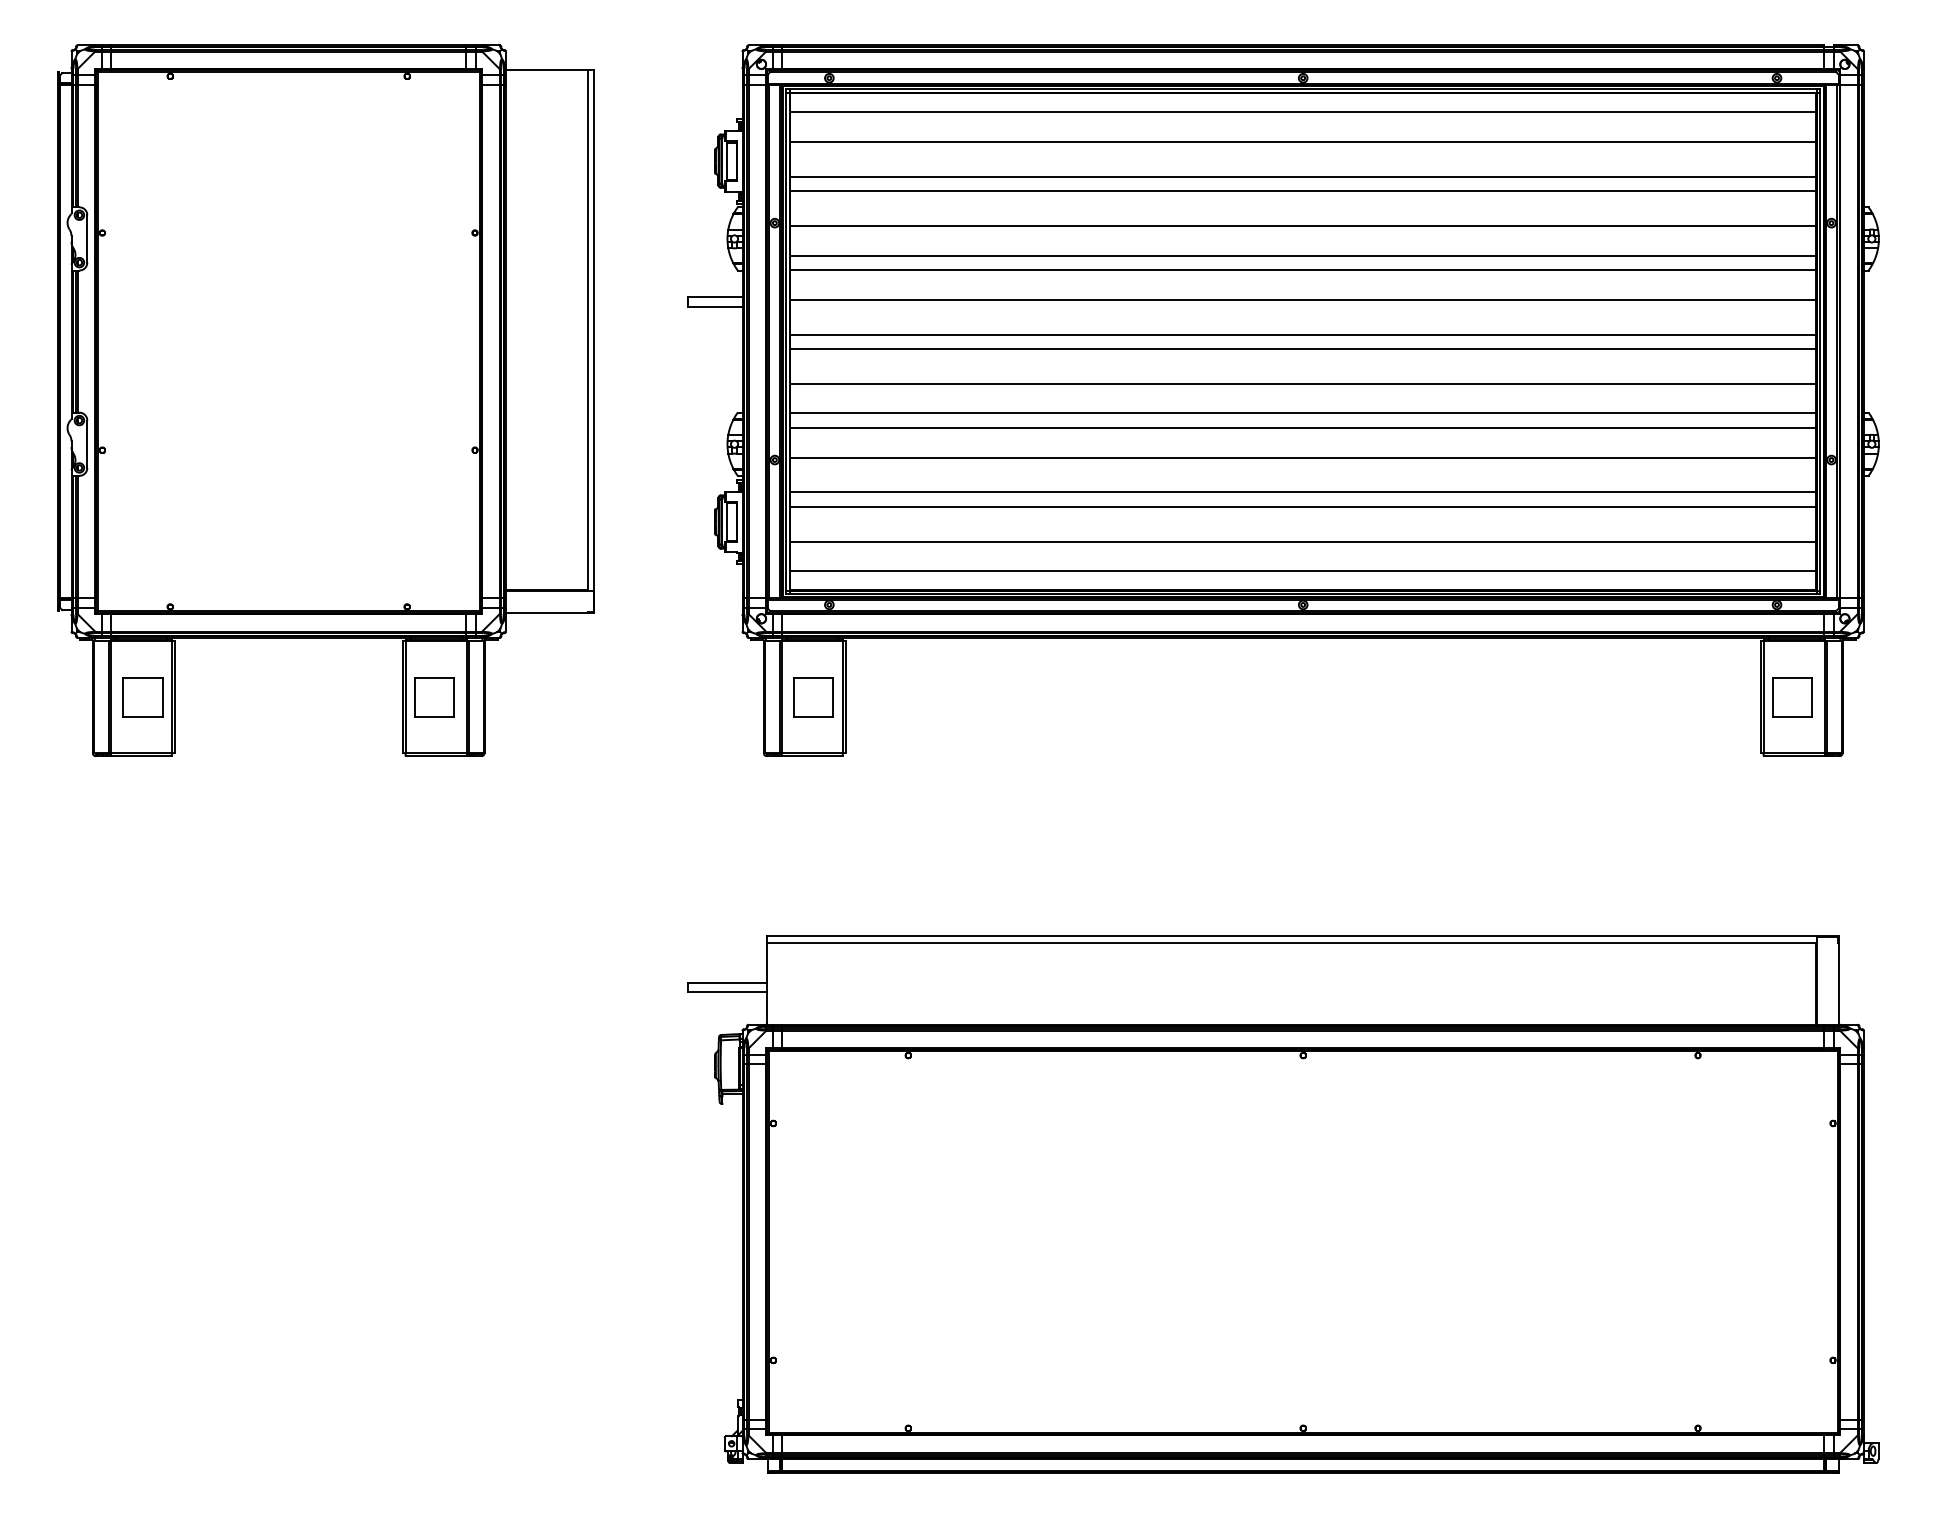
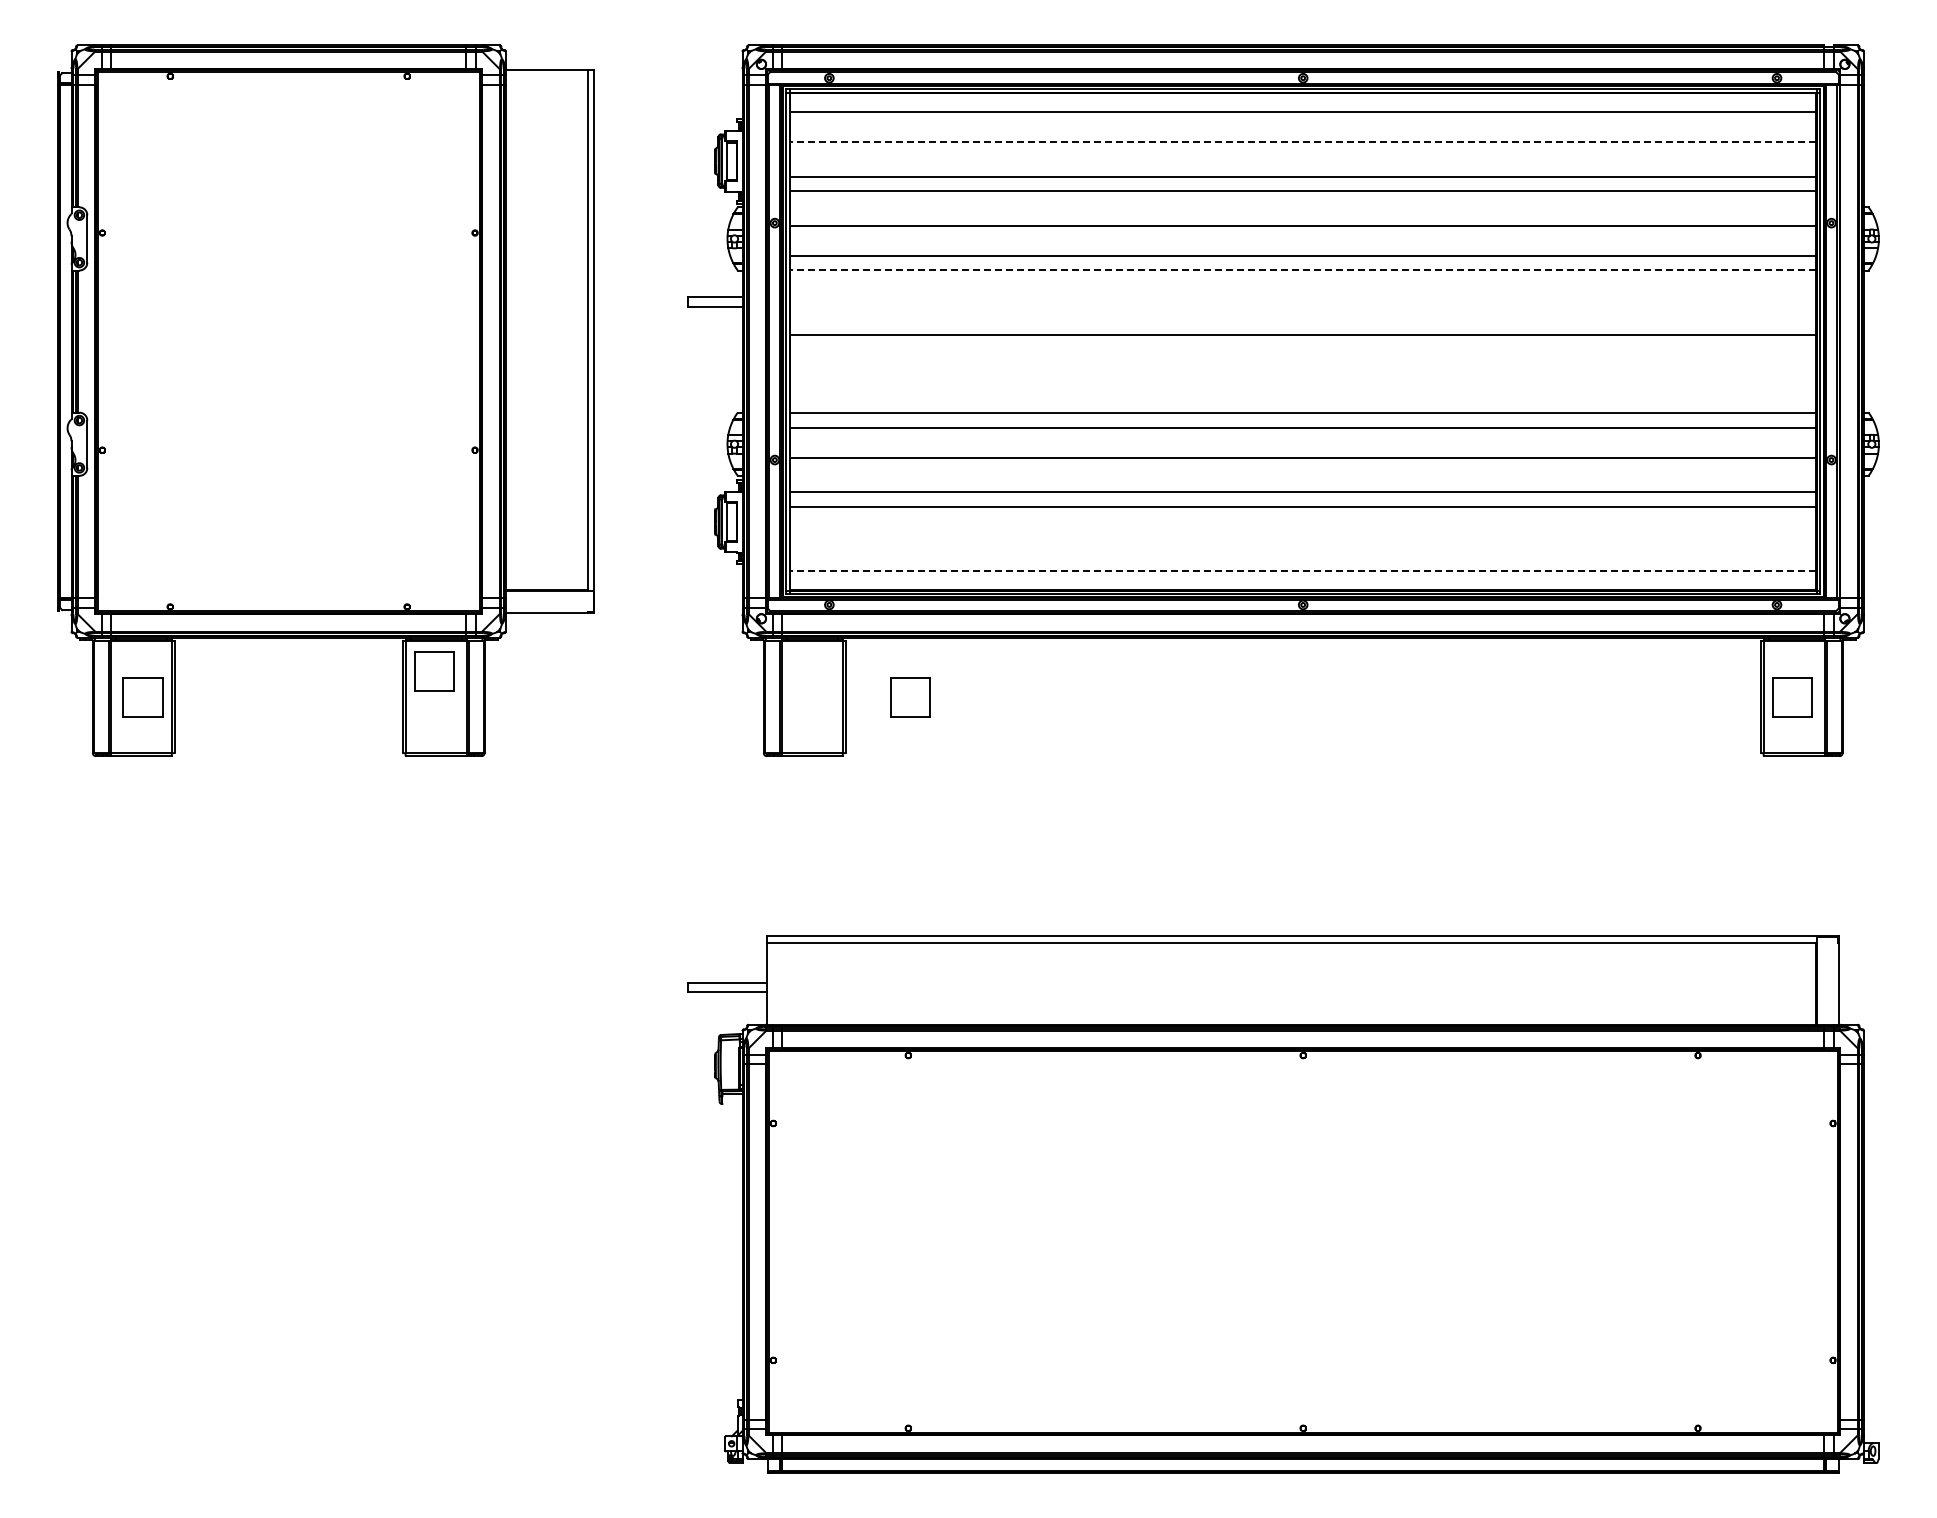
line: solid -> dashed (1303, 141)
line: solid -> dashed (1303, 269)
line: present -> none (1303, 299)
line: present -> none (1303, 348)
line: present -> none (1303, 383)
line: present -> none (1303, 541)
line: solid -> dashed (1303, 571)
part position: (434, 697) -> (434, 671) (434, 671)
part position: (813, 697) -> (910, 697) (910, 697)
